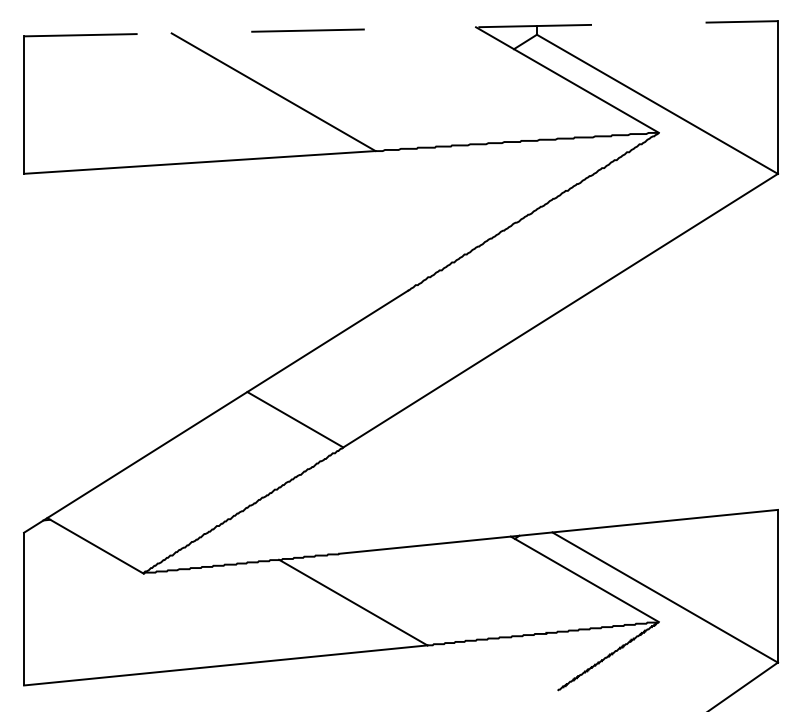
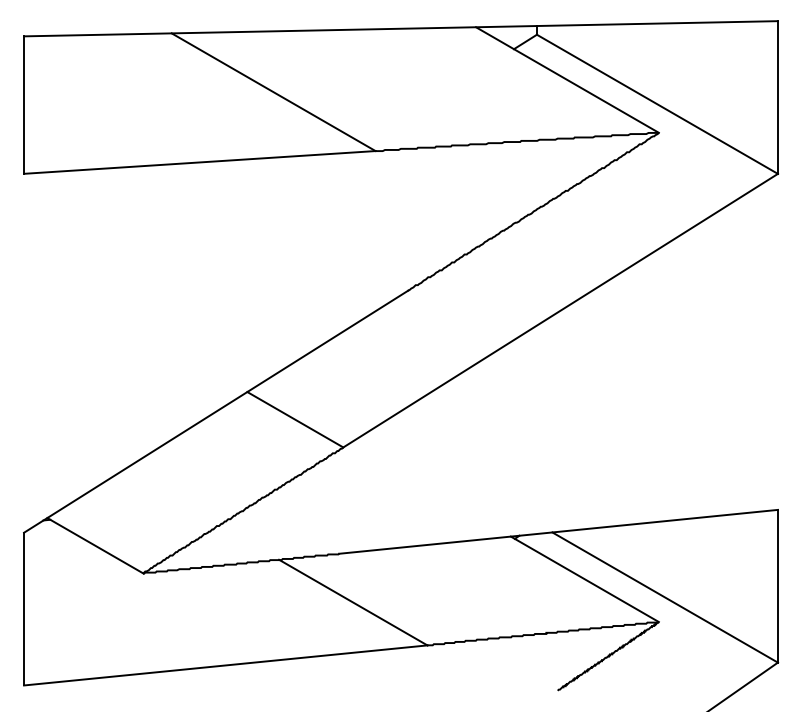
line: dashed -> solid (401, 28)
